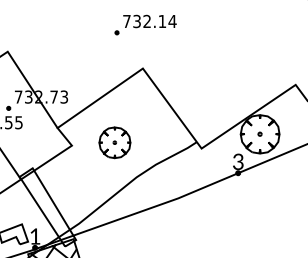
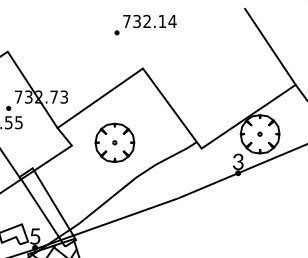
line: none -> present (270, 46)
part size: 34x34 px -> 42x41 px (114, 142)
text: 1 -> 5 (35, 236)
